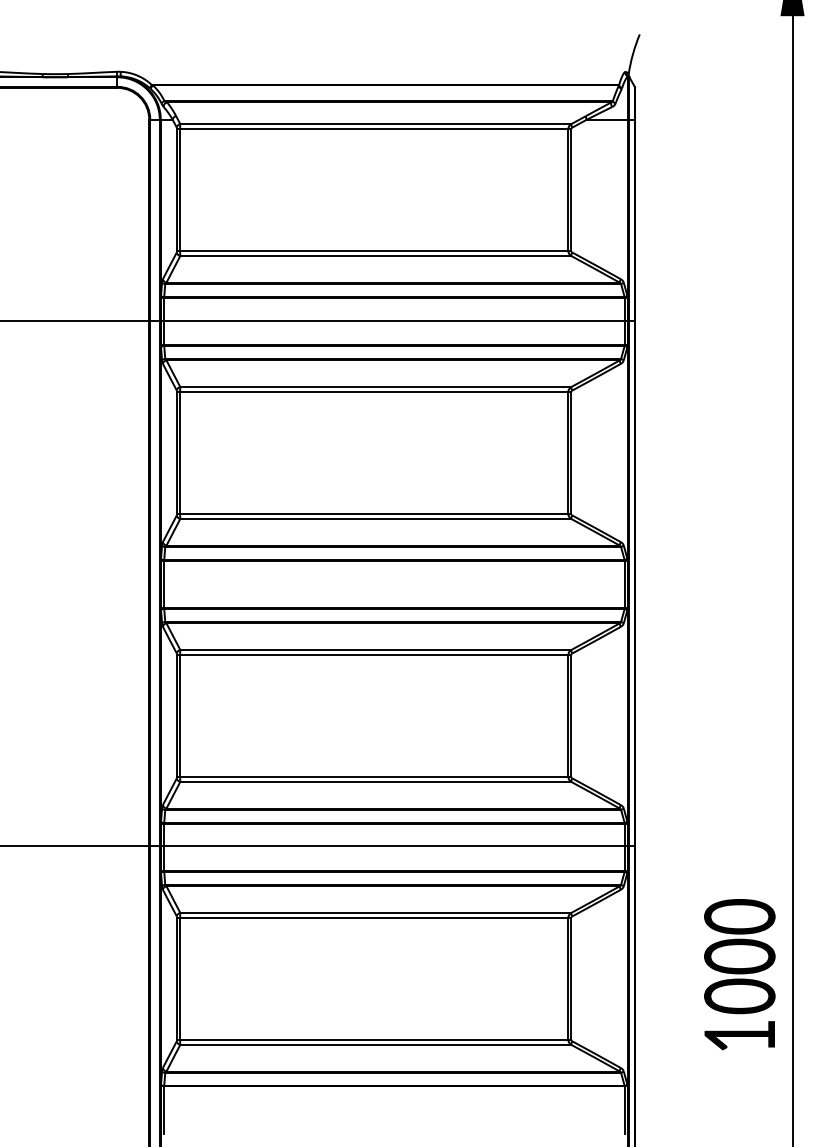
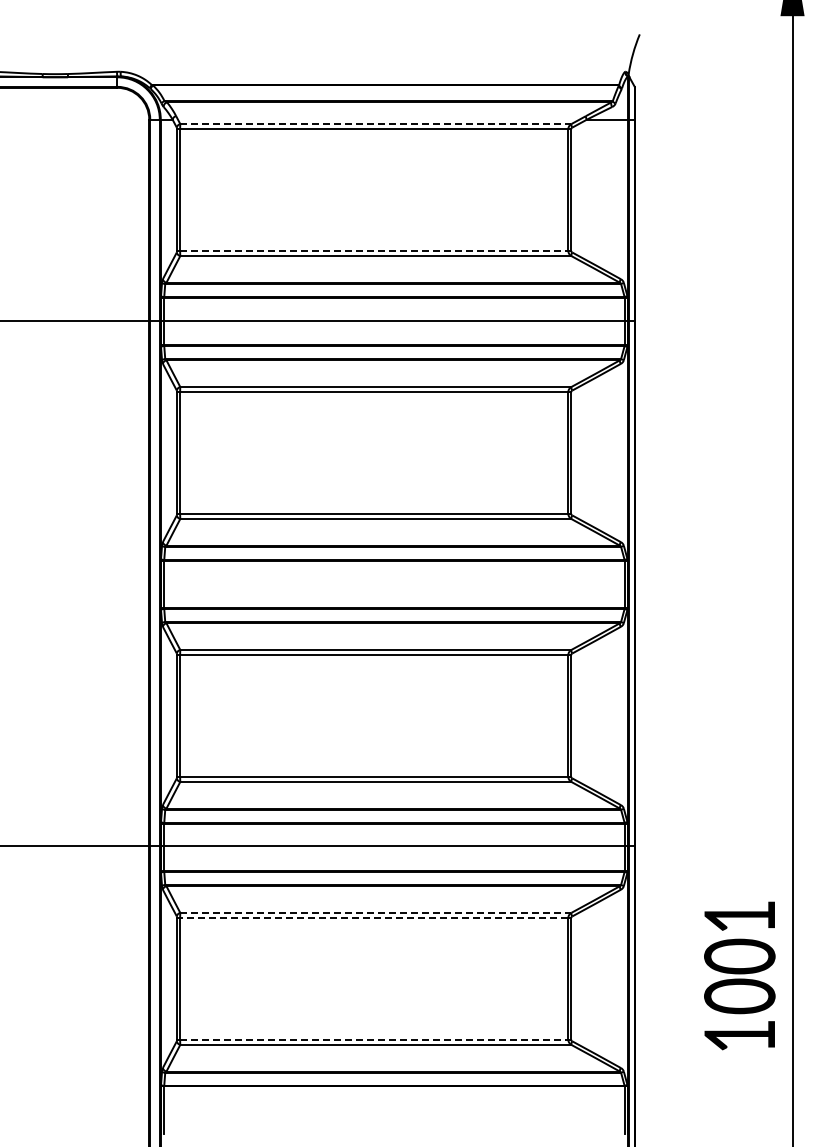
line: solid -> dashed (375, 124)
line: solid -> dashed (374, 250)
line: solid -> dashed (375, 912)
text: 1000 -> 1001 (739, 916)
line: solid -> dashed (373, 918)
line: solid -> dashed (374, 1039)
